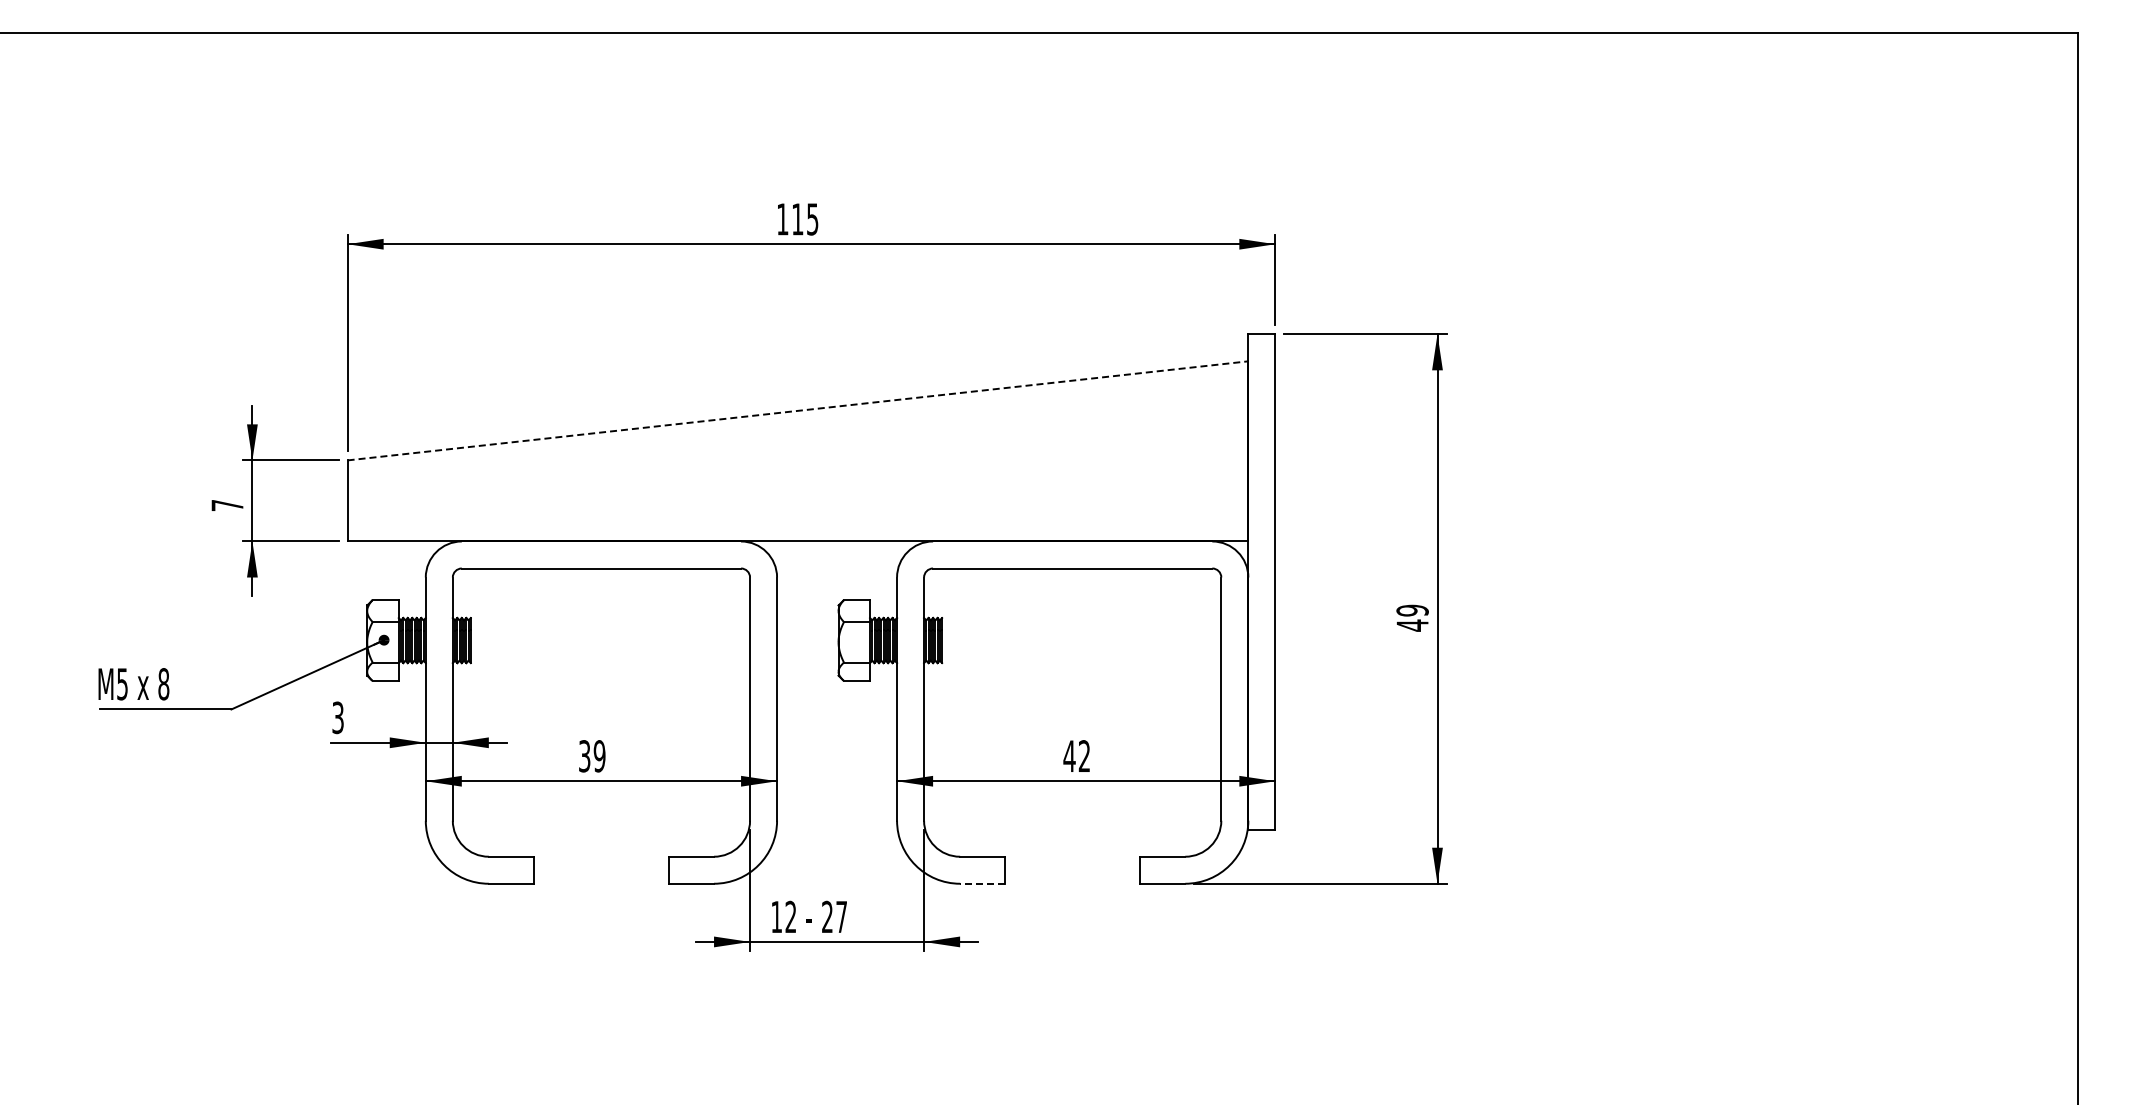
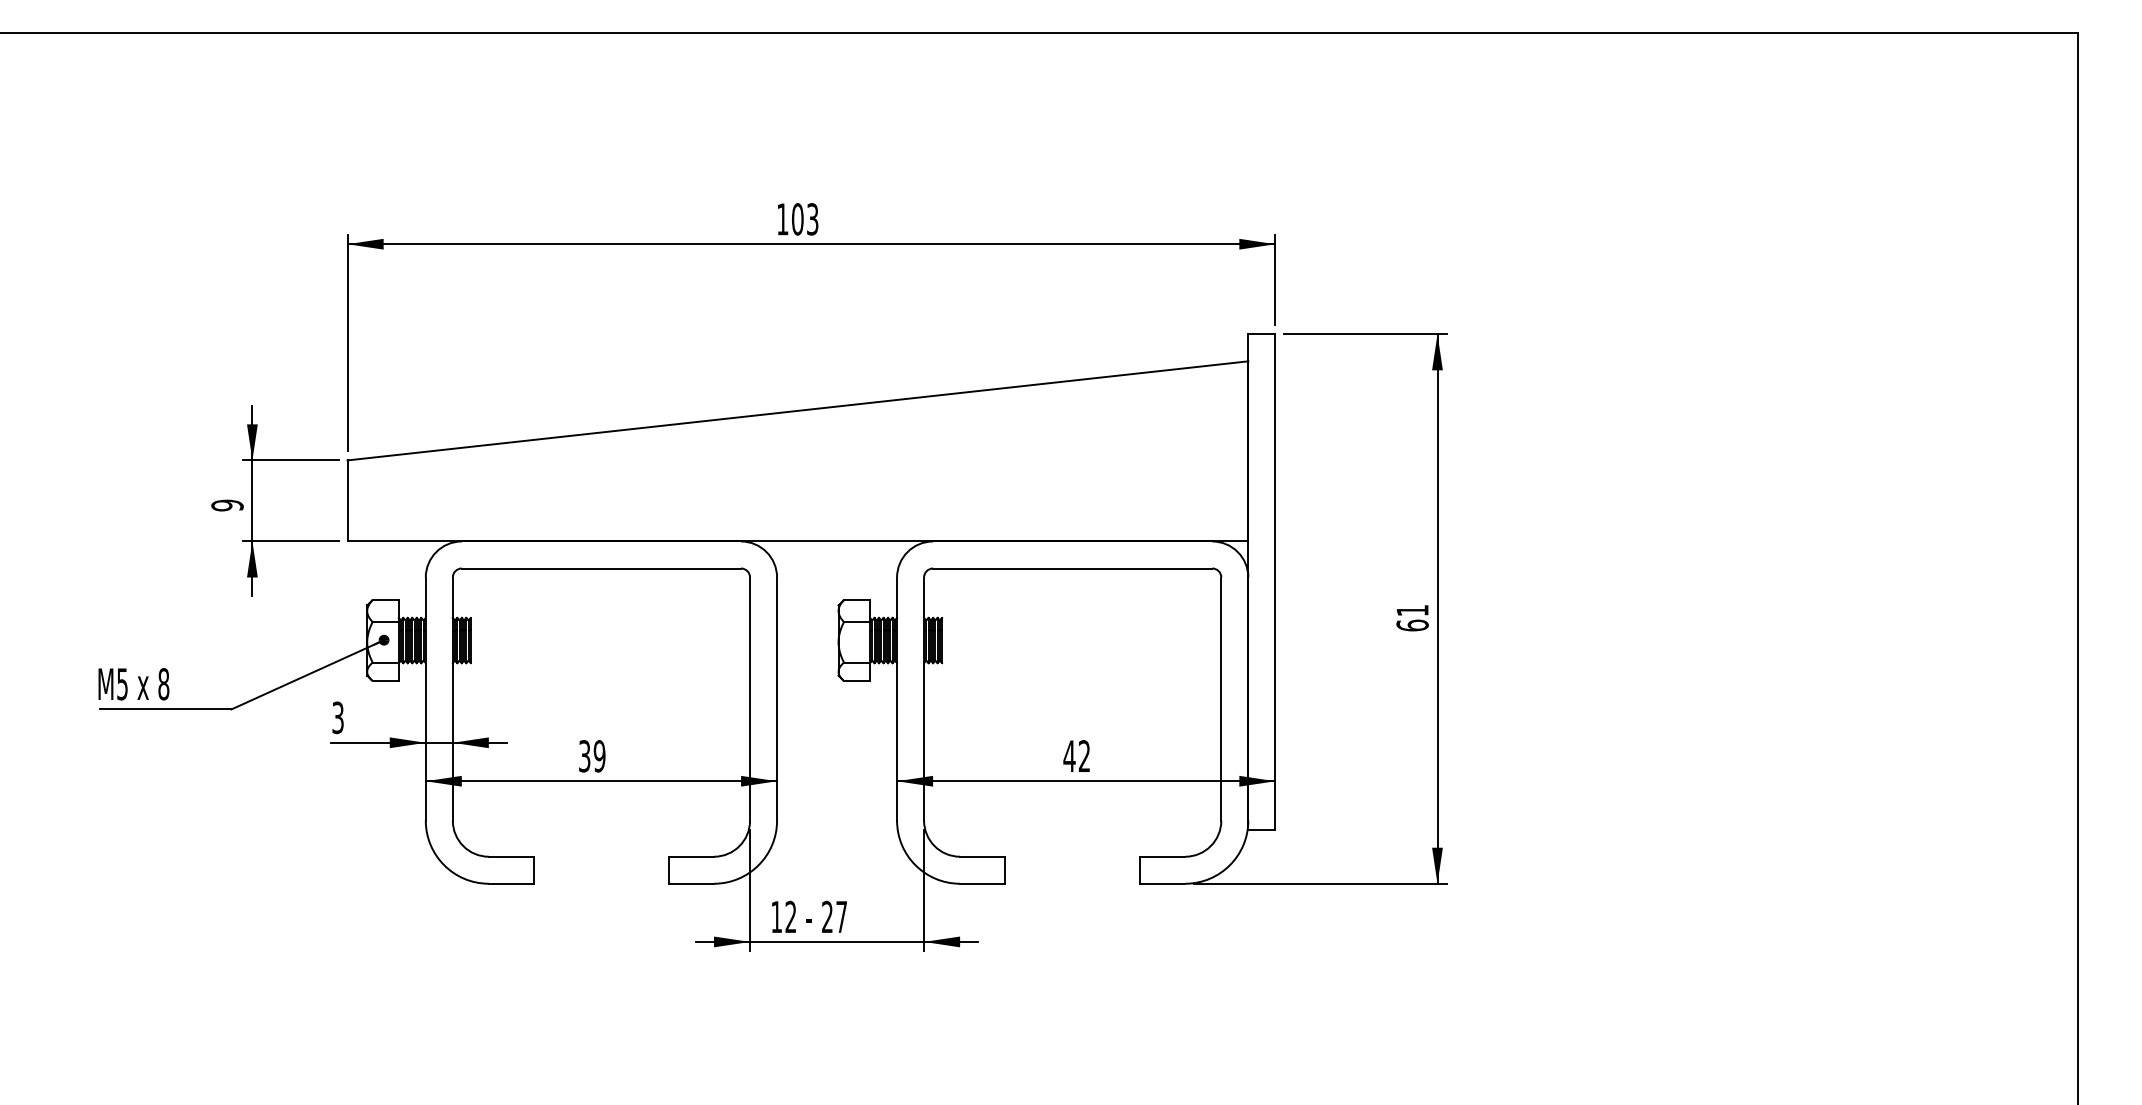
text: 115 -> 103 (805, 219)
line: dashed -> solid (798, 410)
text: 7 -> 9 (227, 505)
text: 49 -> 61 (1412, 617)
line: dashed -> solid (982, 883)
